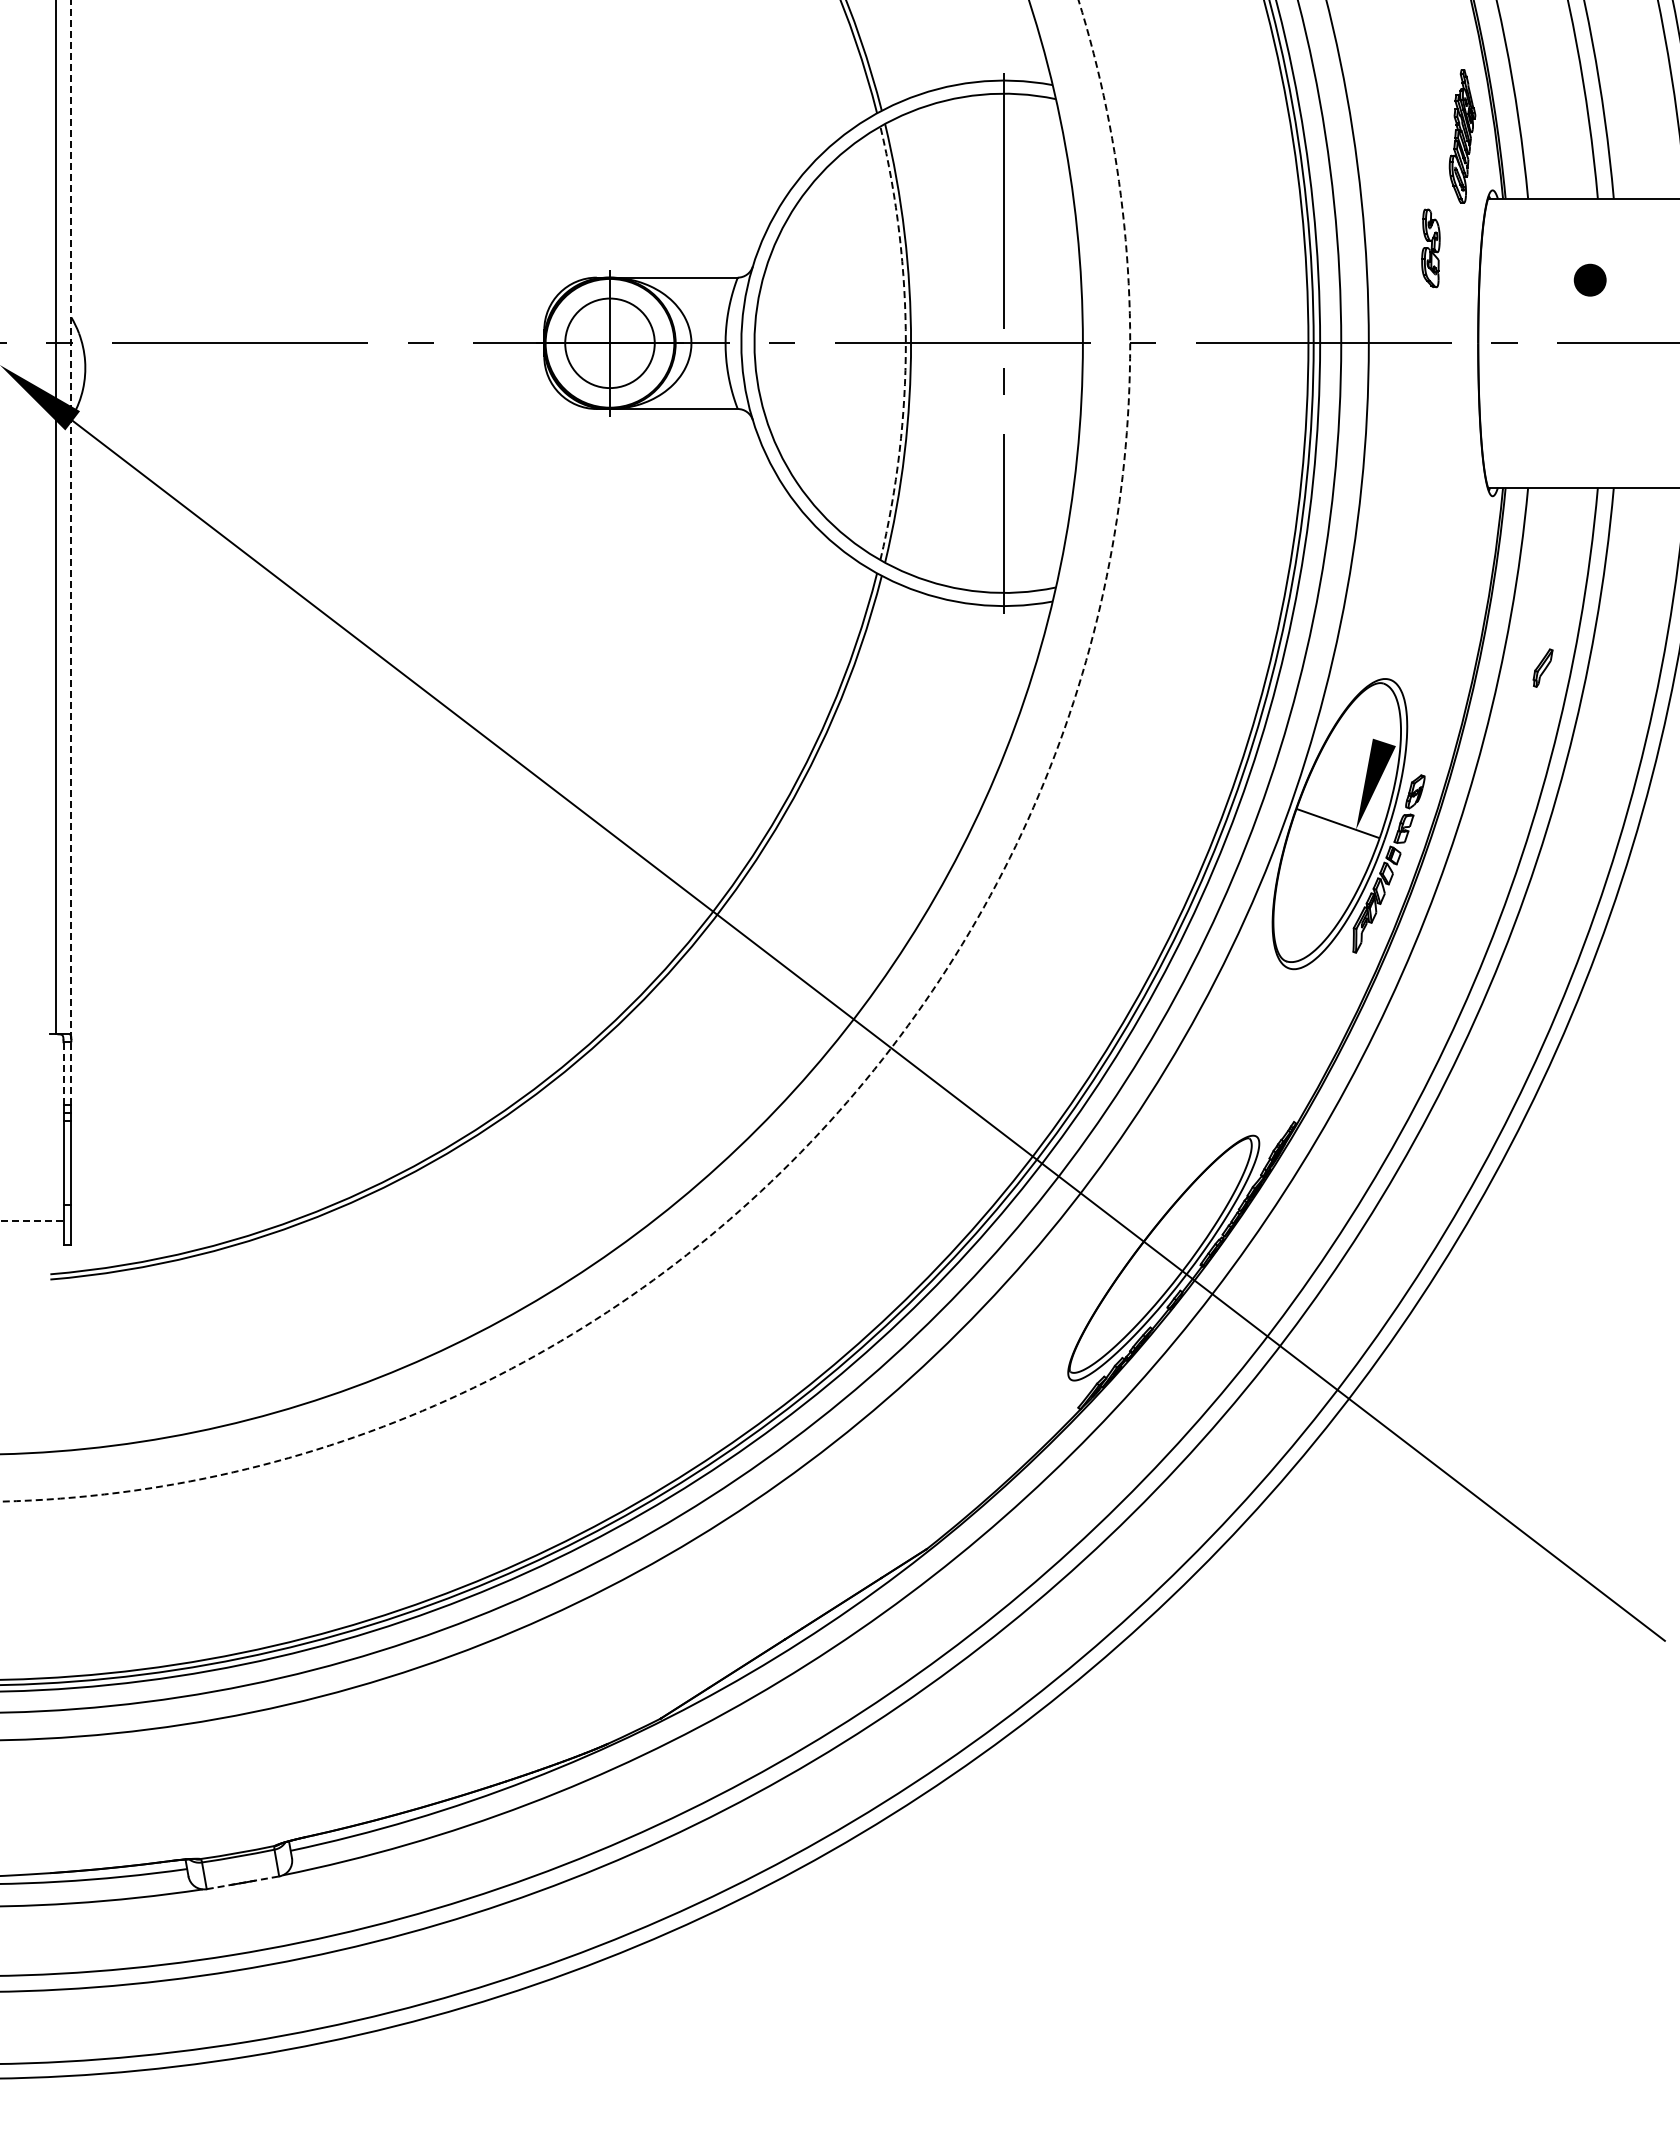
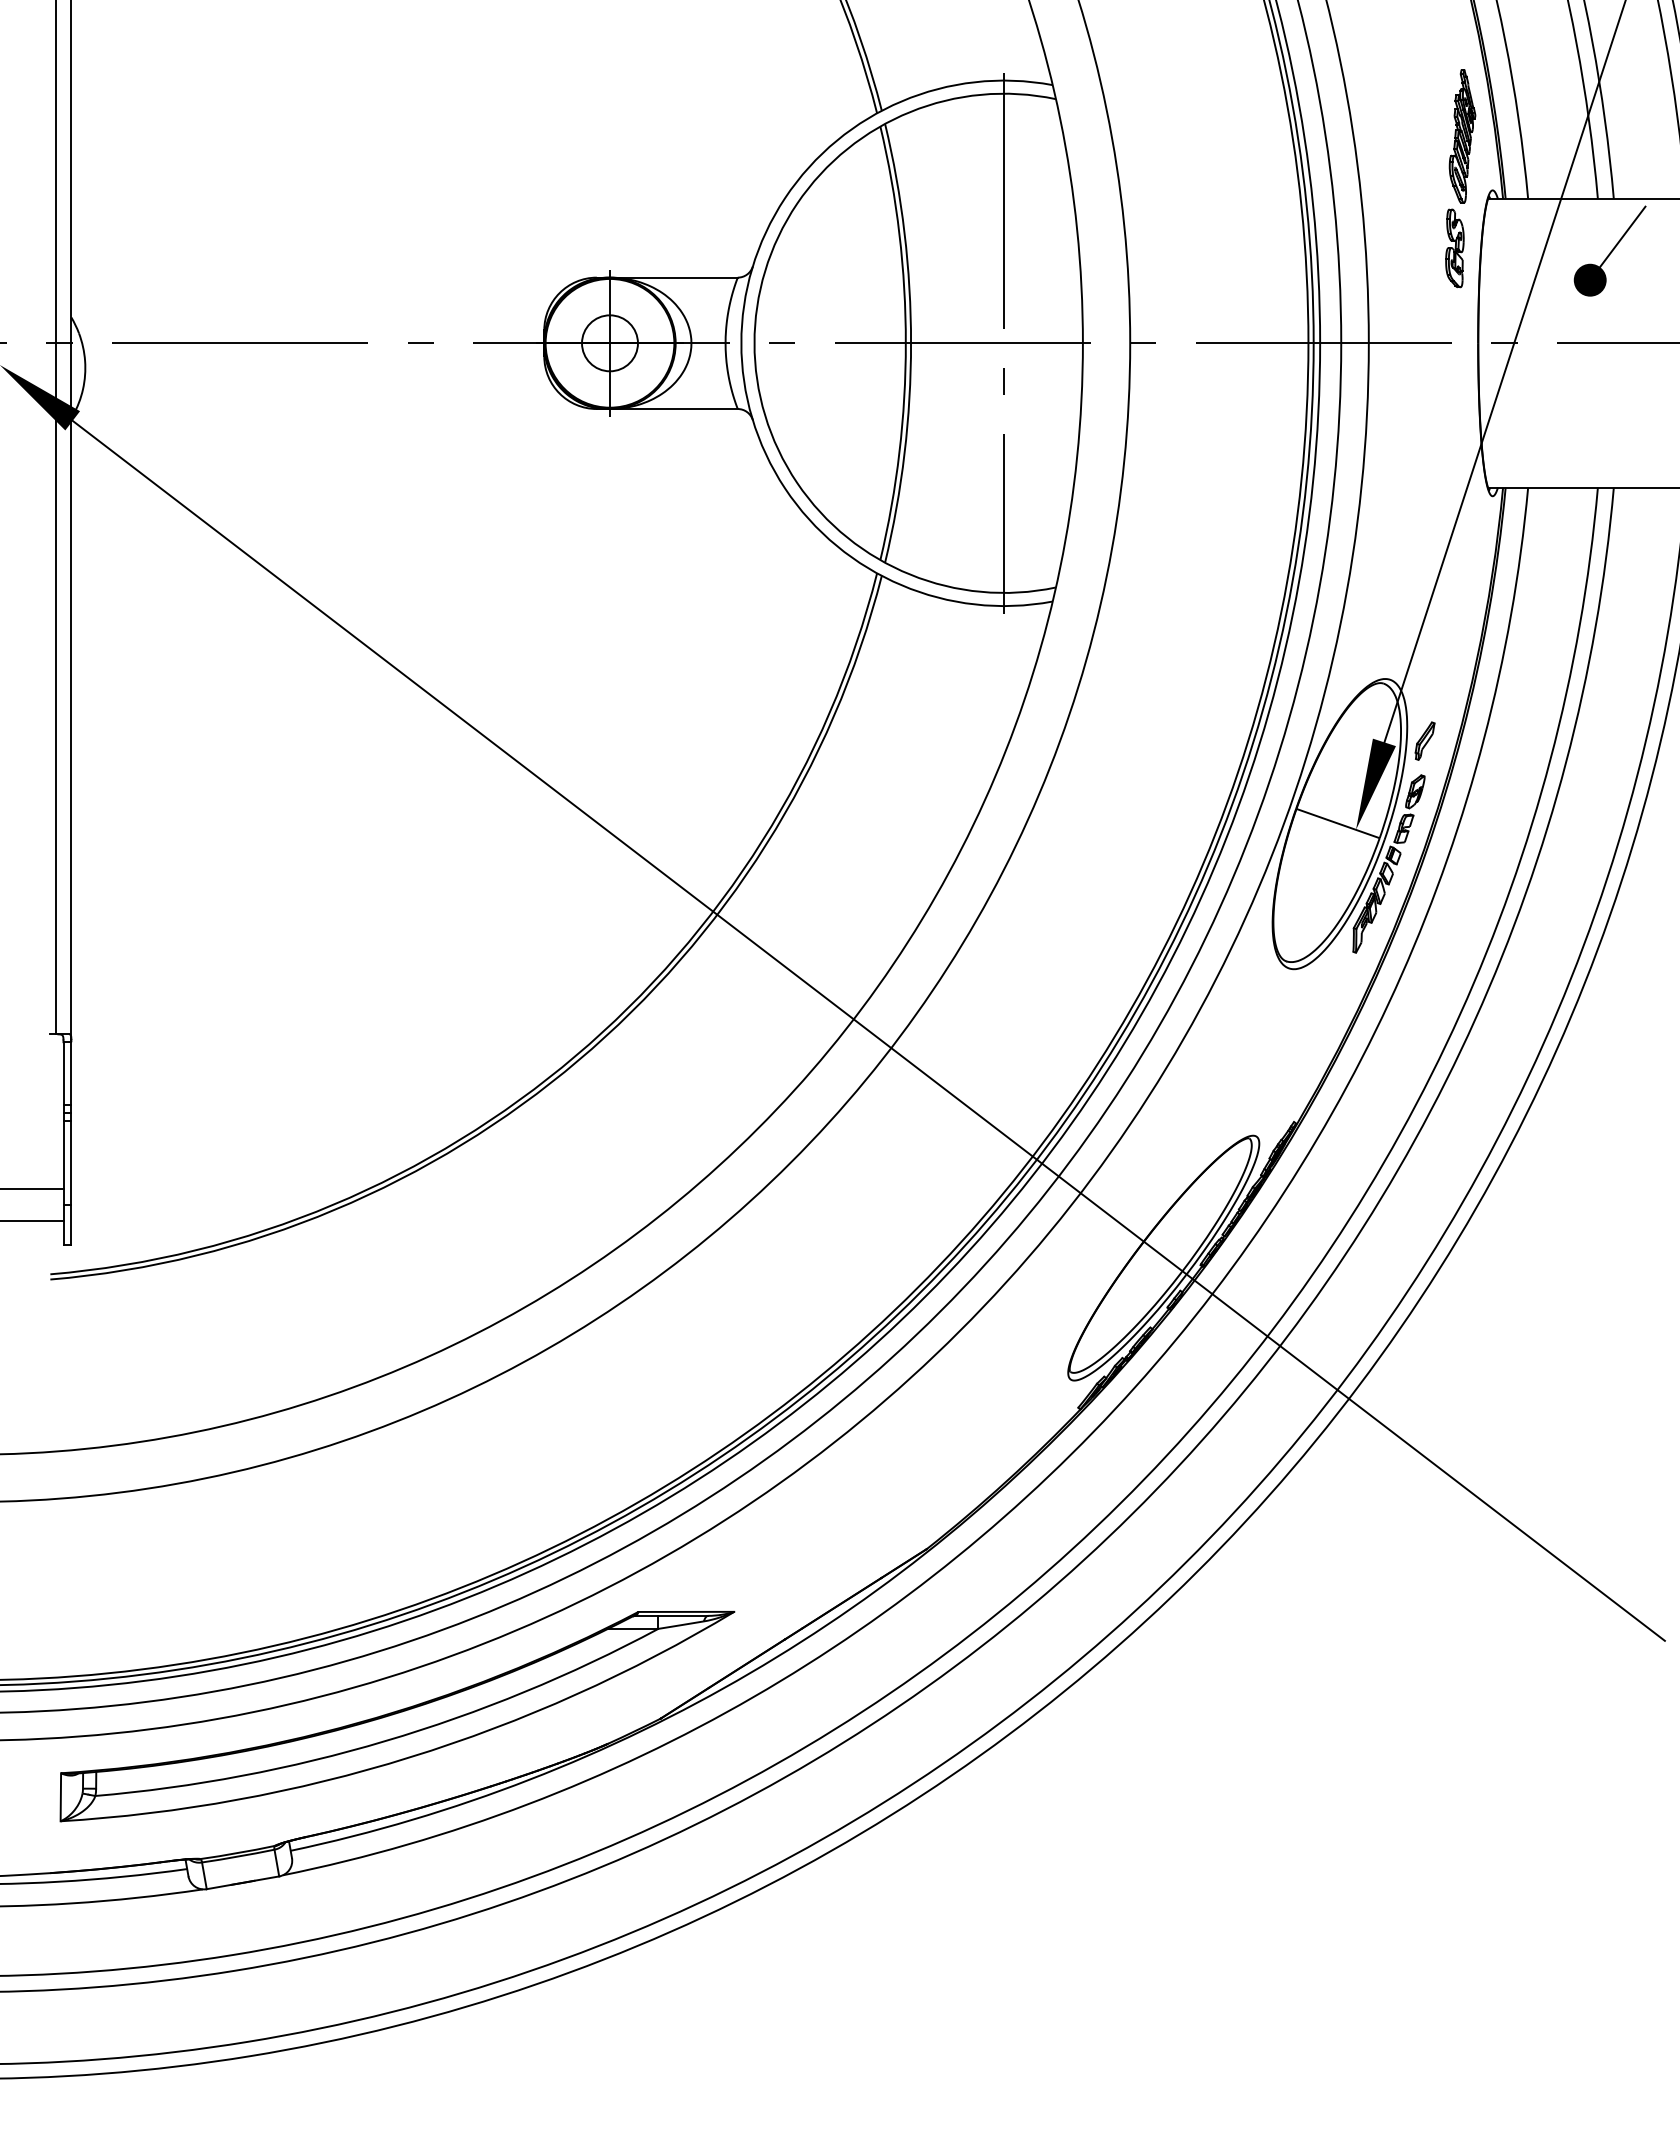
line: none -> present (1622, 236)
part position: (1430, 248) -> (1454, 248) (1454, 248)
circle diameter: 90 px -> 56 px (609, 343)
arc: dashed -> solid (905, 343)
line: none -> present (1504, 372)
line: dashed -> solid (71, 552)
part position: (1542, 667) -> (1424, 740) (1424, 740)
circle: dashed -> solid (565, 750)
line: dashed -> solid (63, 1073)
line: none -> present (32, 1189)
line: dashed -> solid (32, 1220)
part: none -> present (397, 1716)
line: dashed -> solid (242, 1882)
